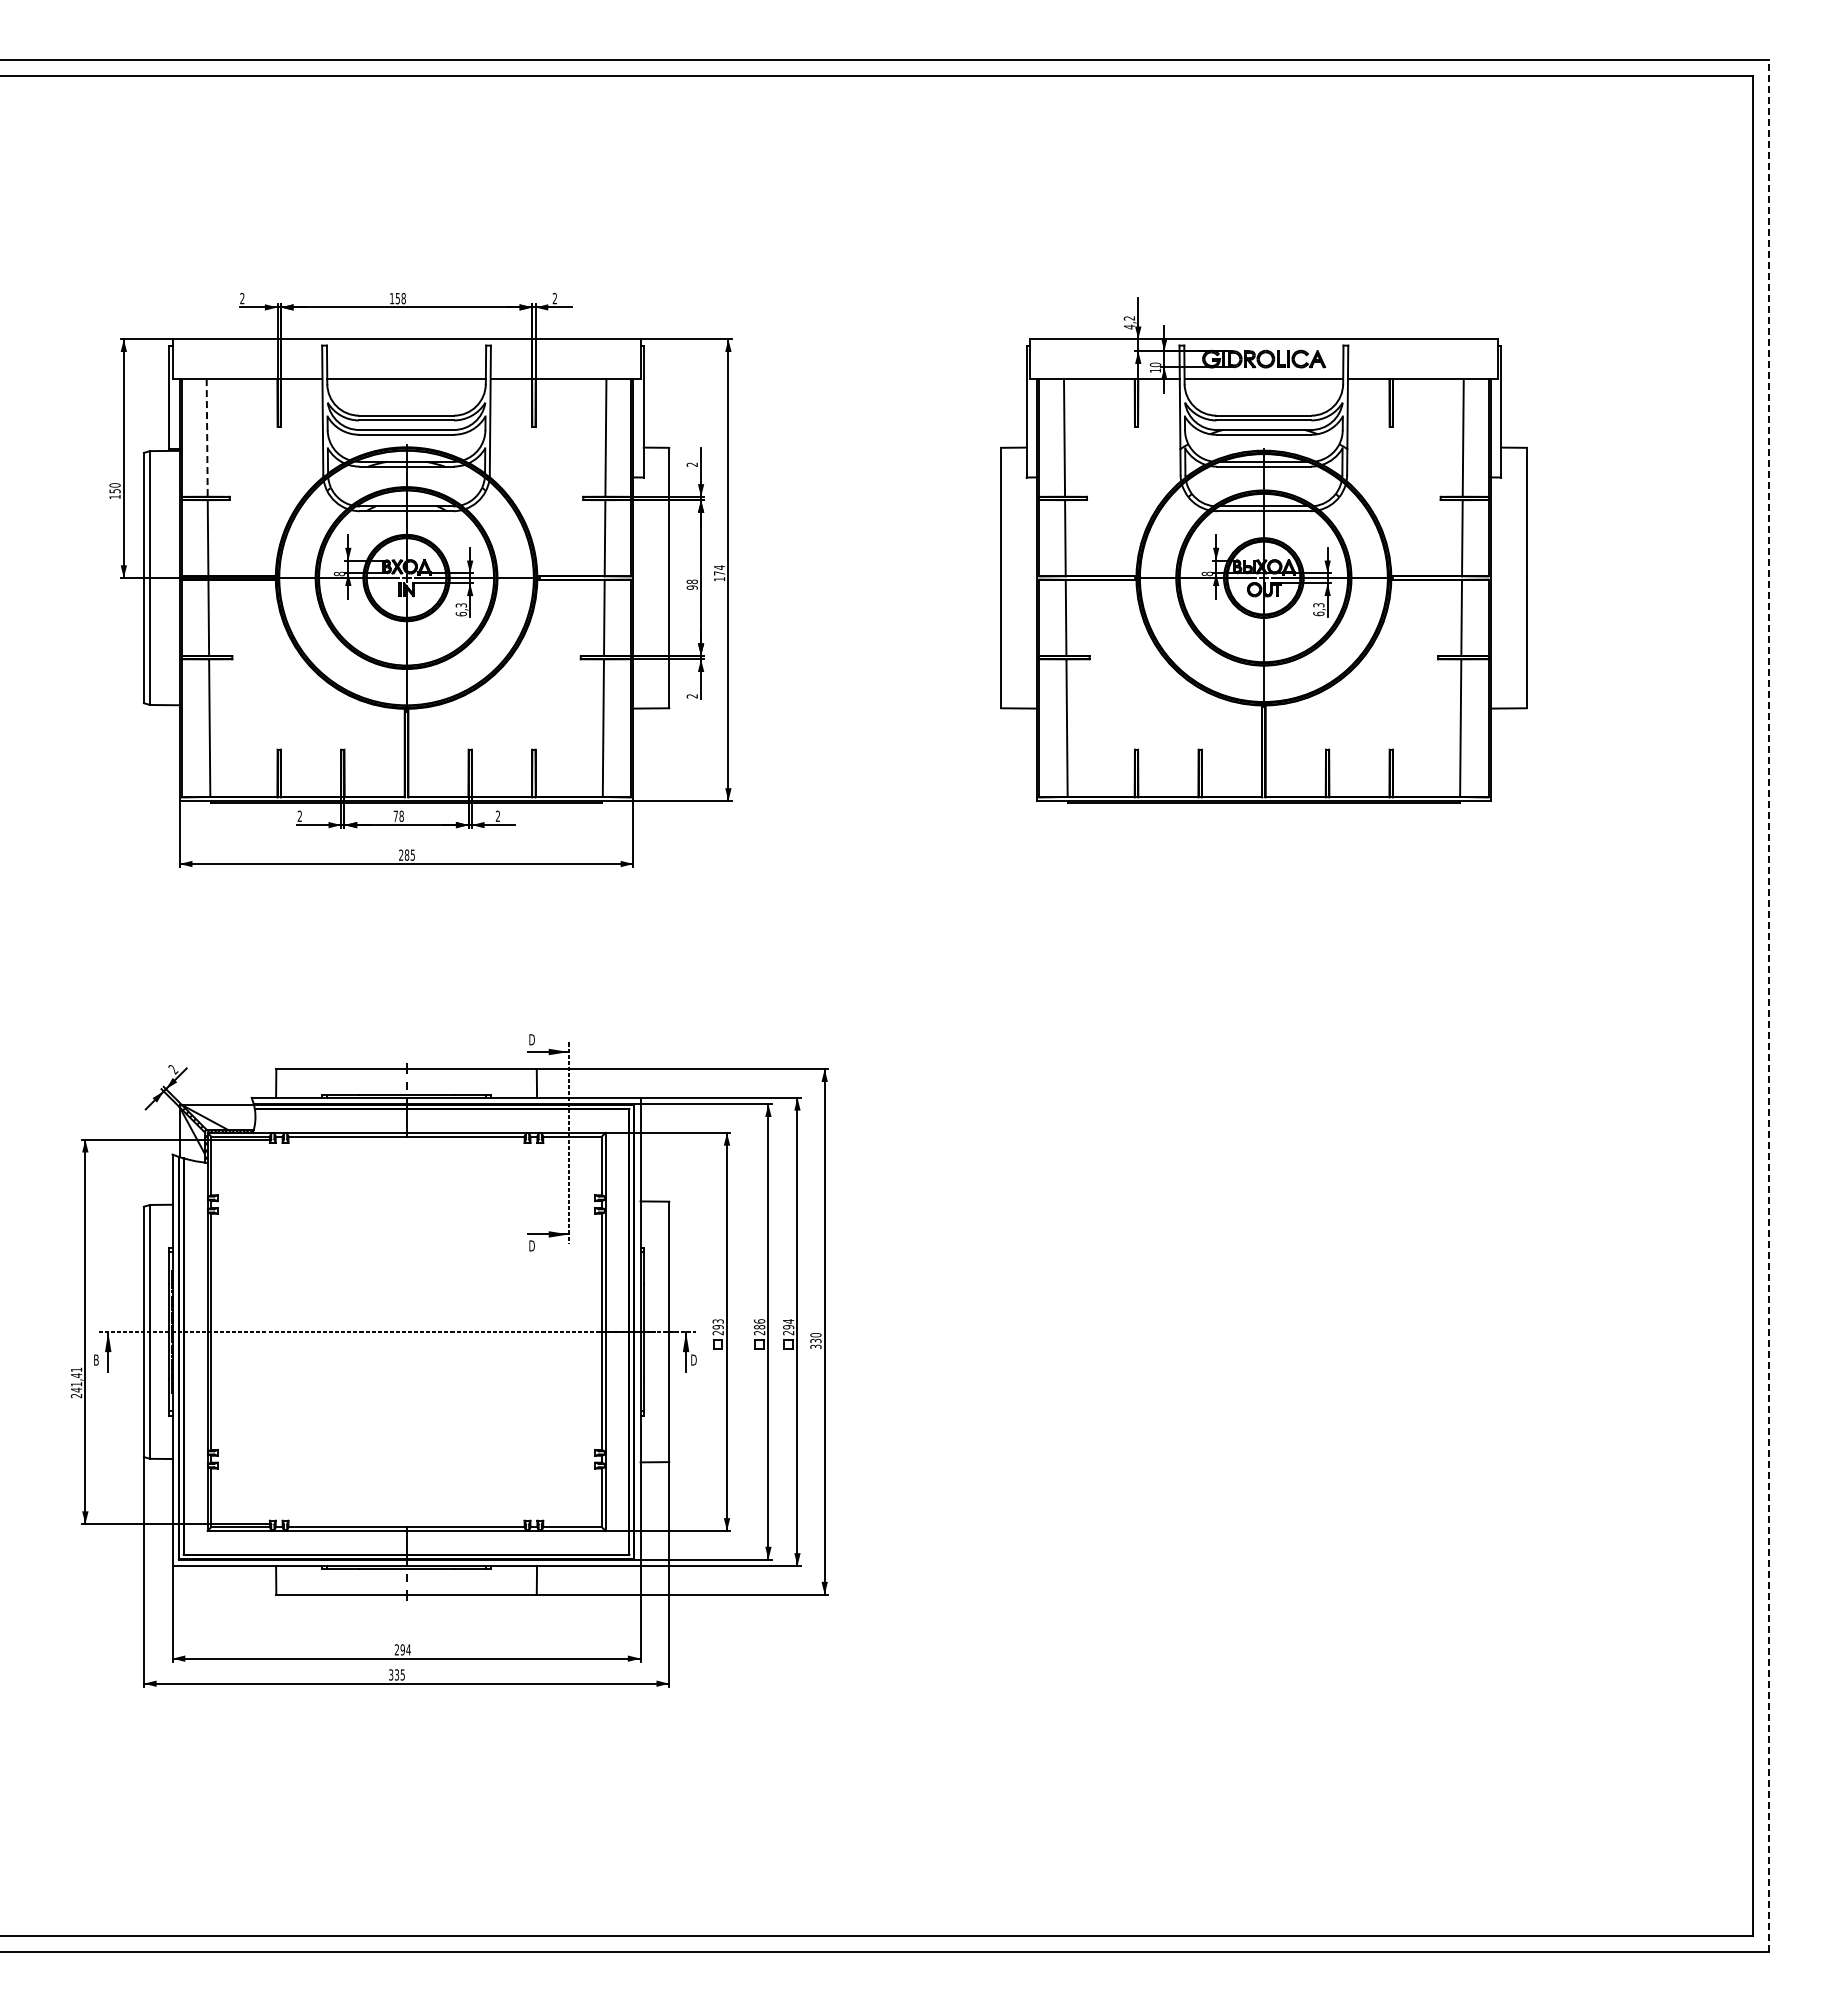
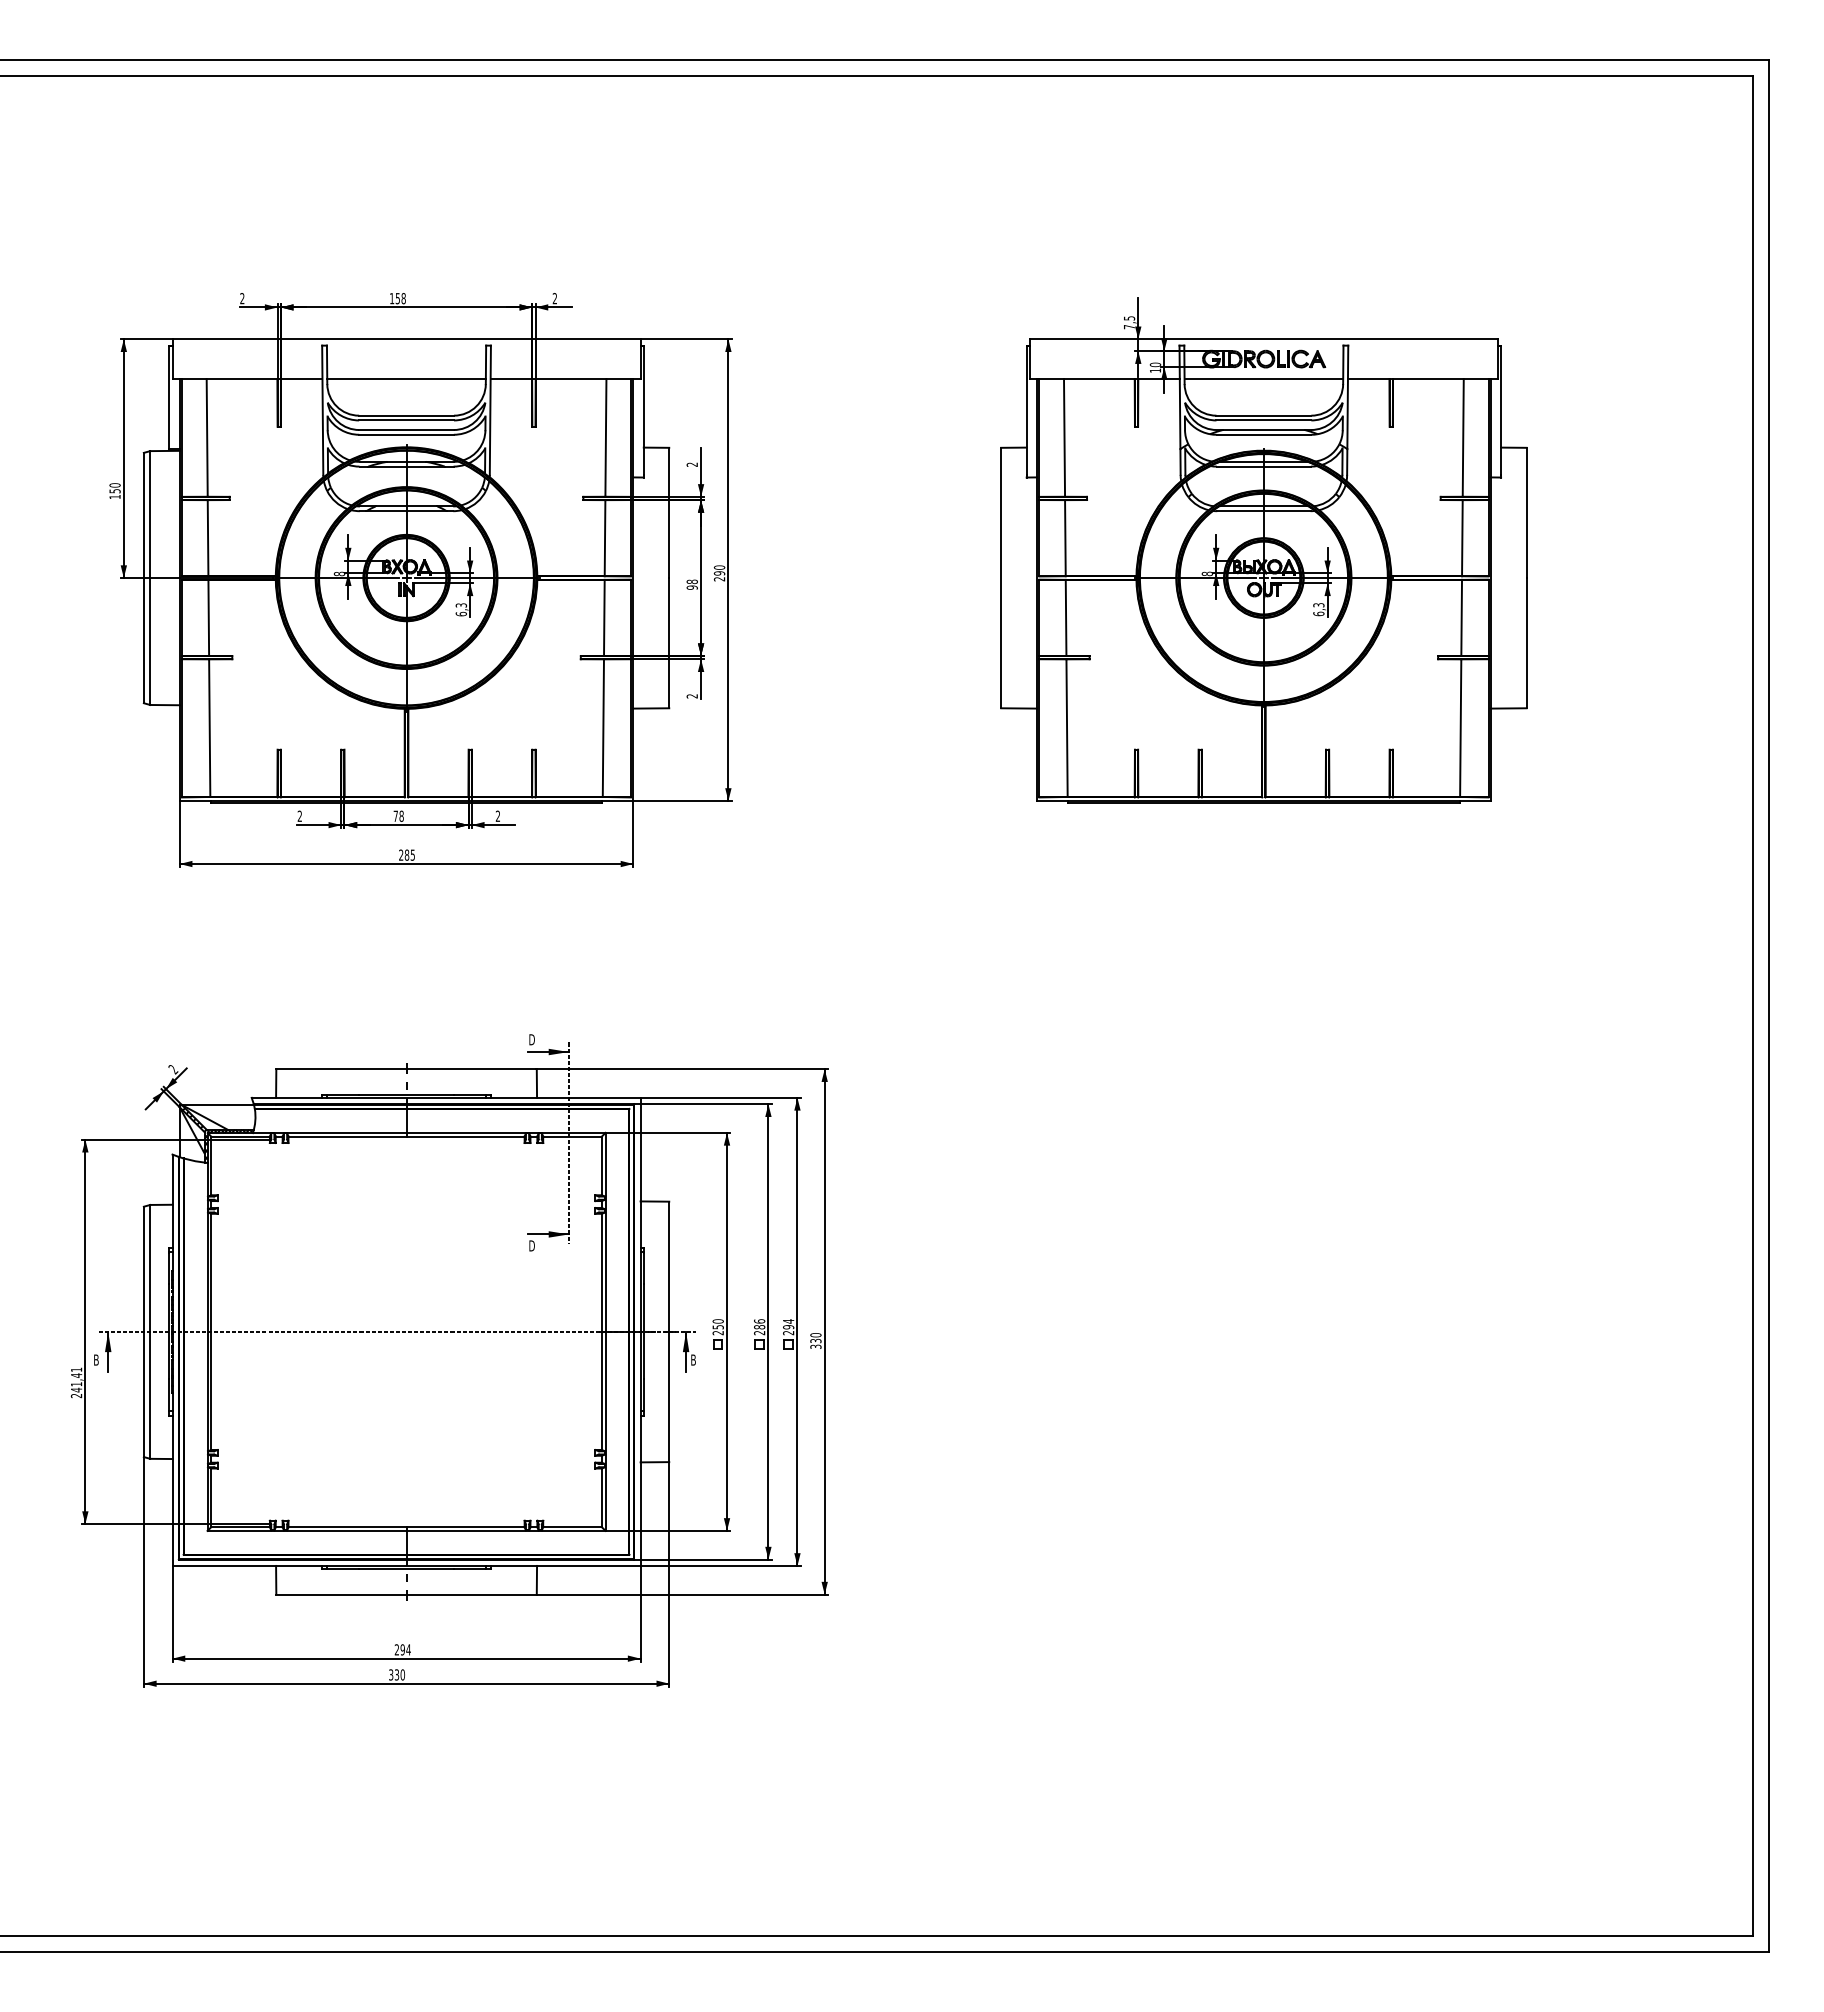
text: 4,2 -> 7,5 (1129, 322)
line: dashed -> solid (207, 437)
text: 174 -> 290 (719, 573)
line: dashed -> solid (1769, 1006)
text: 293 -> 250 (717, 1324)
text: D -> B (694, 1360)
text: 335 -> 330 (402, 1674)
